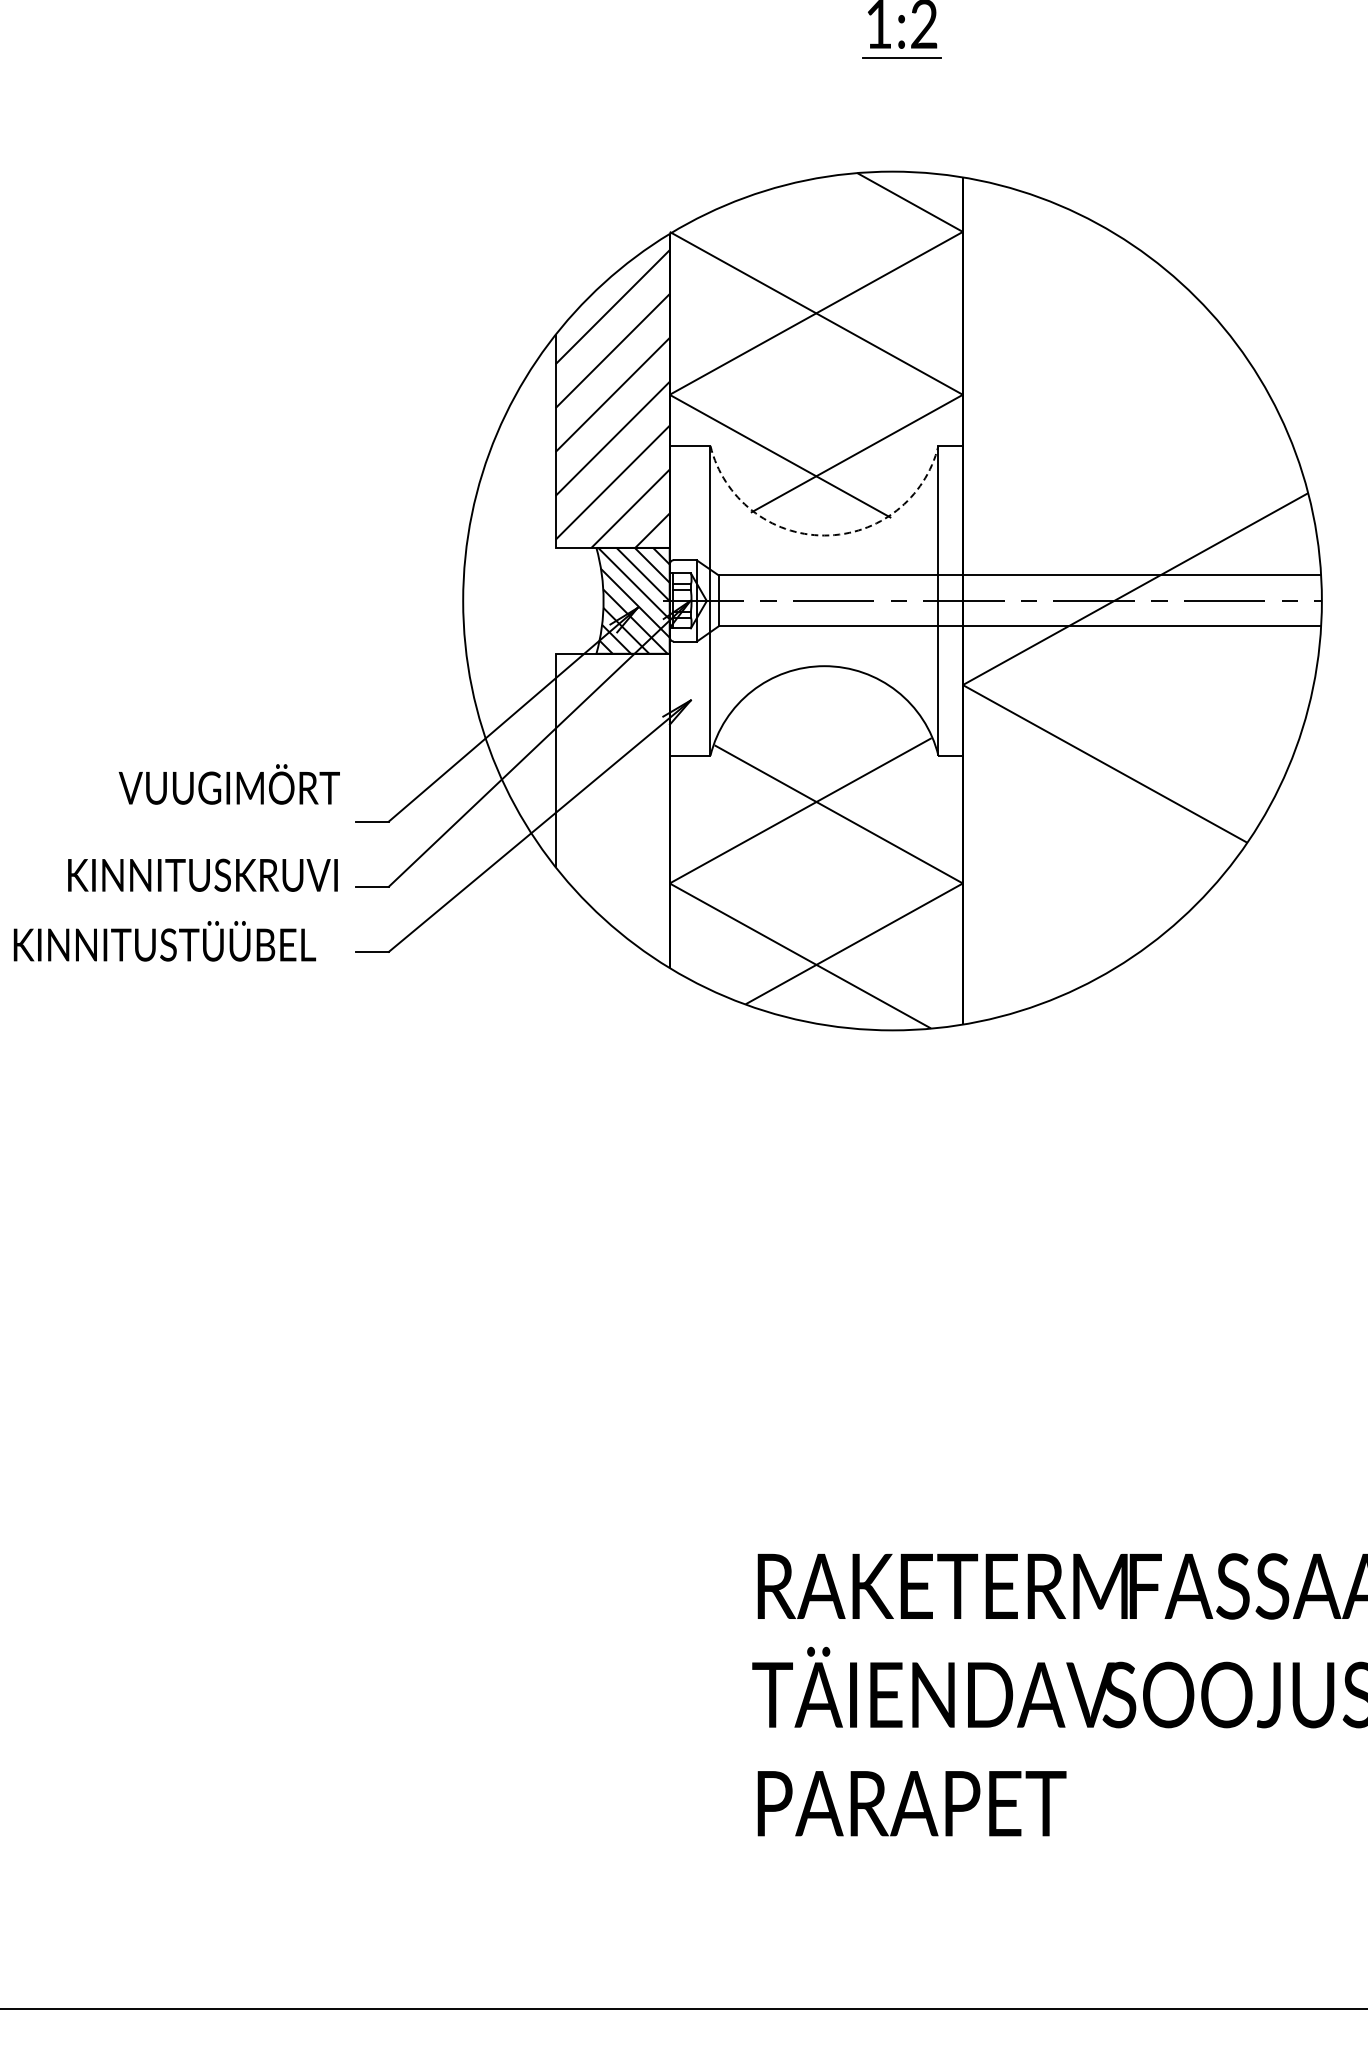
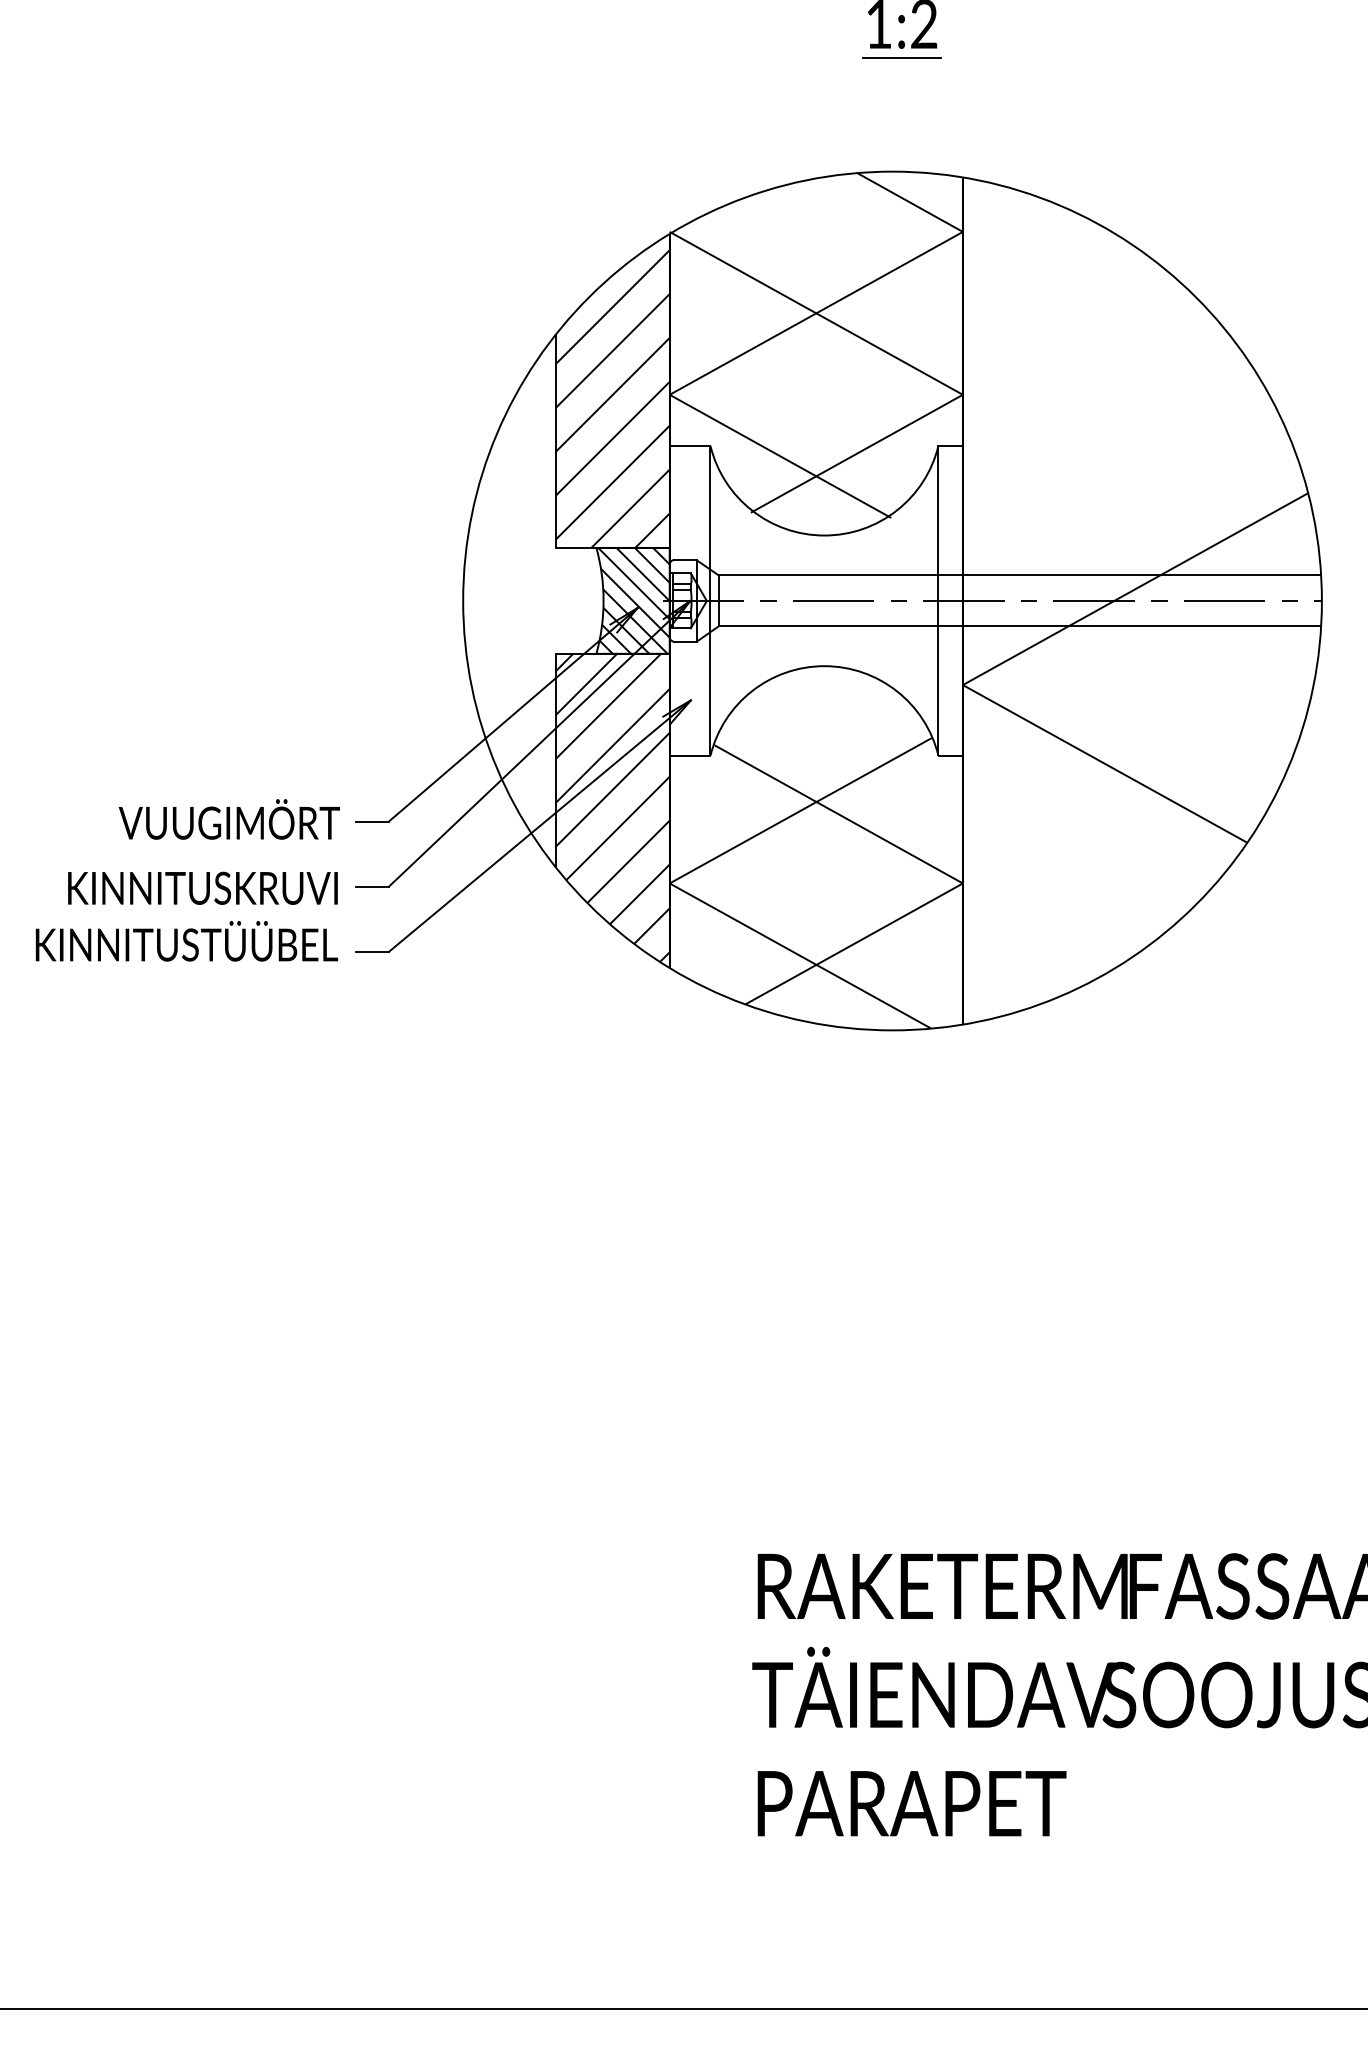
arc: dashed -> solid (824, 535)
text position: (228, 784) -> (228, 819) (228, 819)
hatch: none -> present (612, 807)
text position: (202, 874) -> (202, 887) (202, 887)
text position: (164, 941) -> (186, 941) (186, 941)
